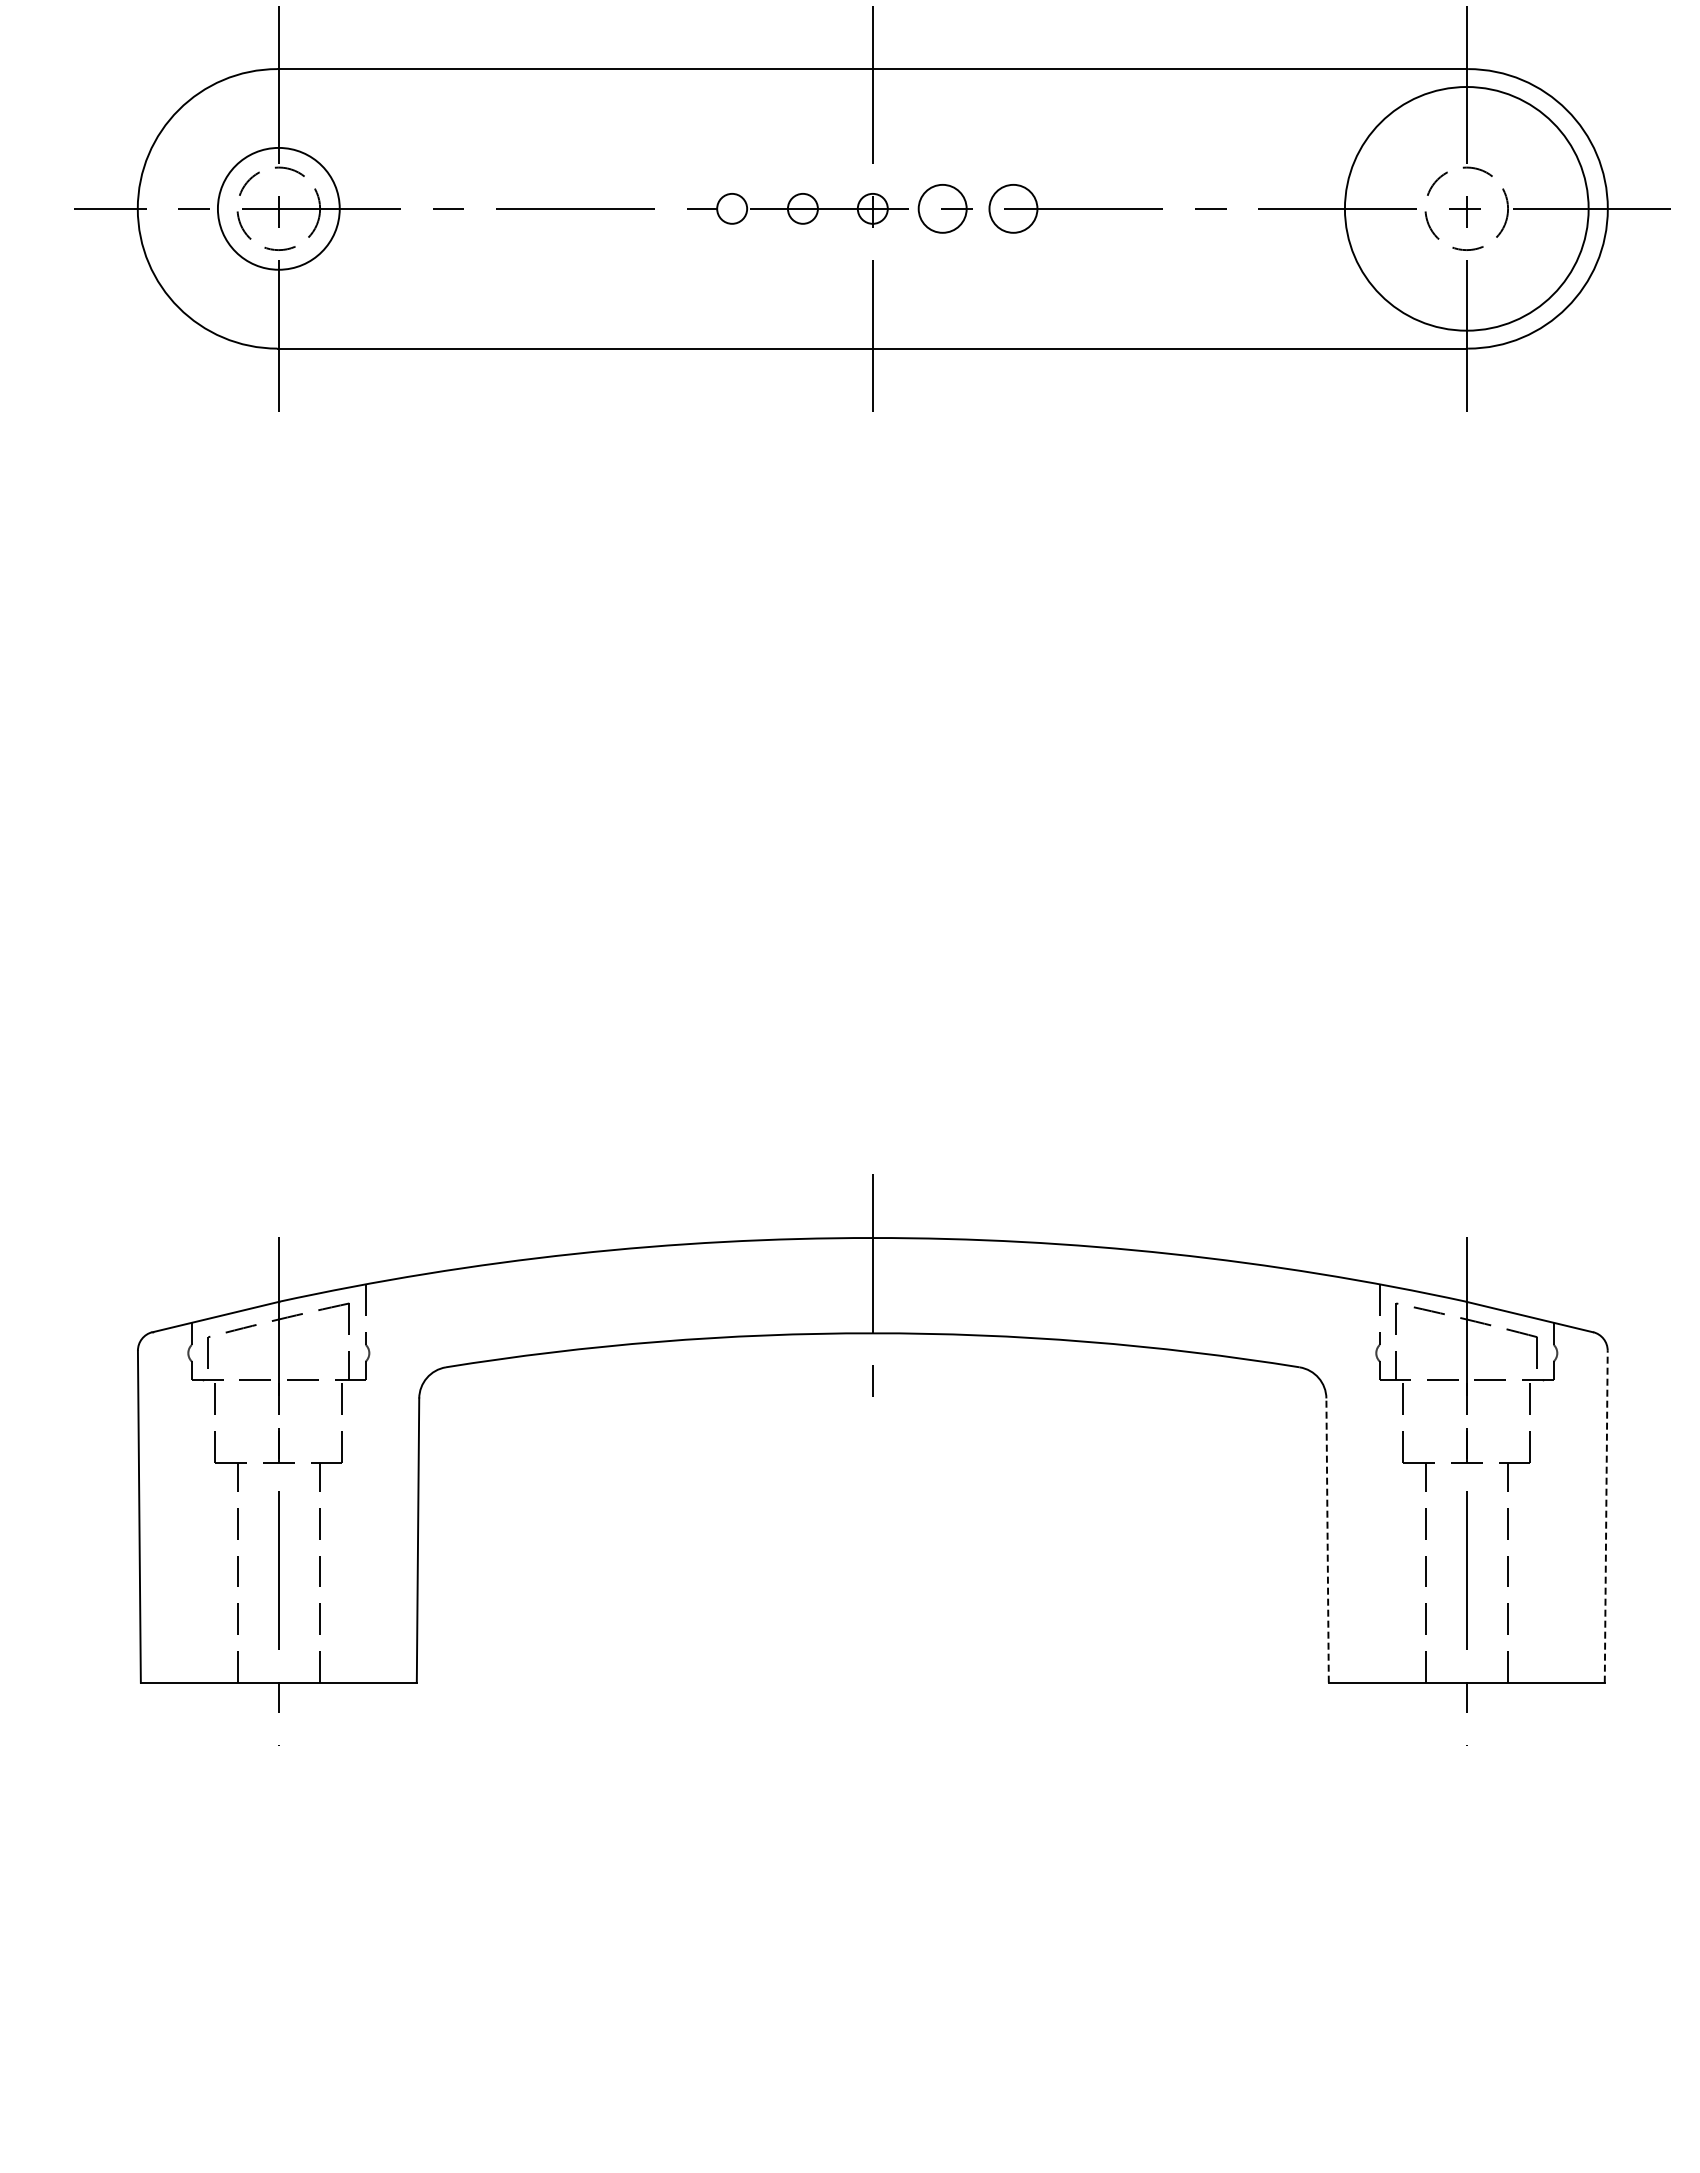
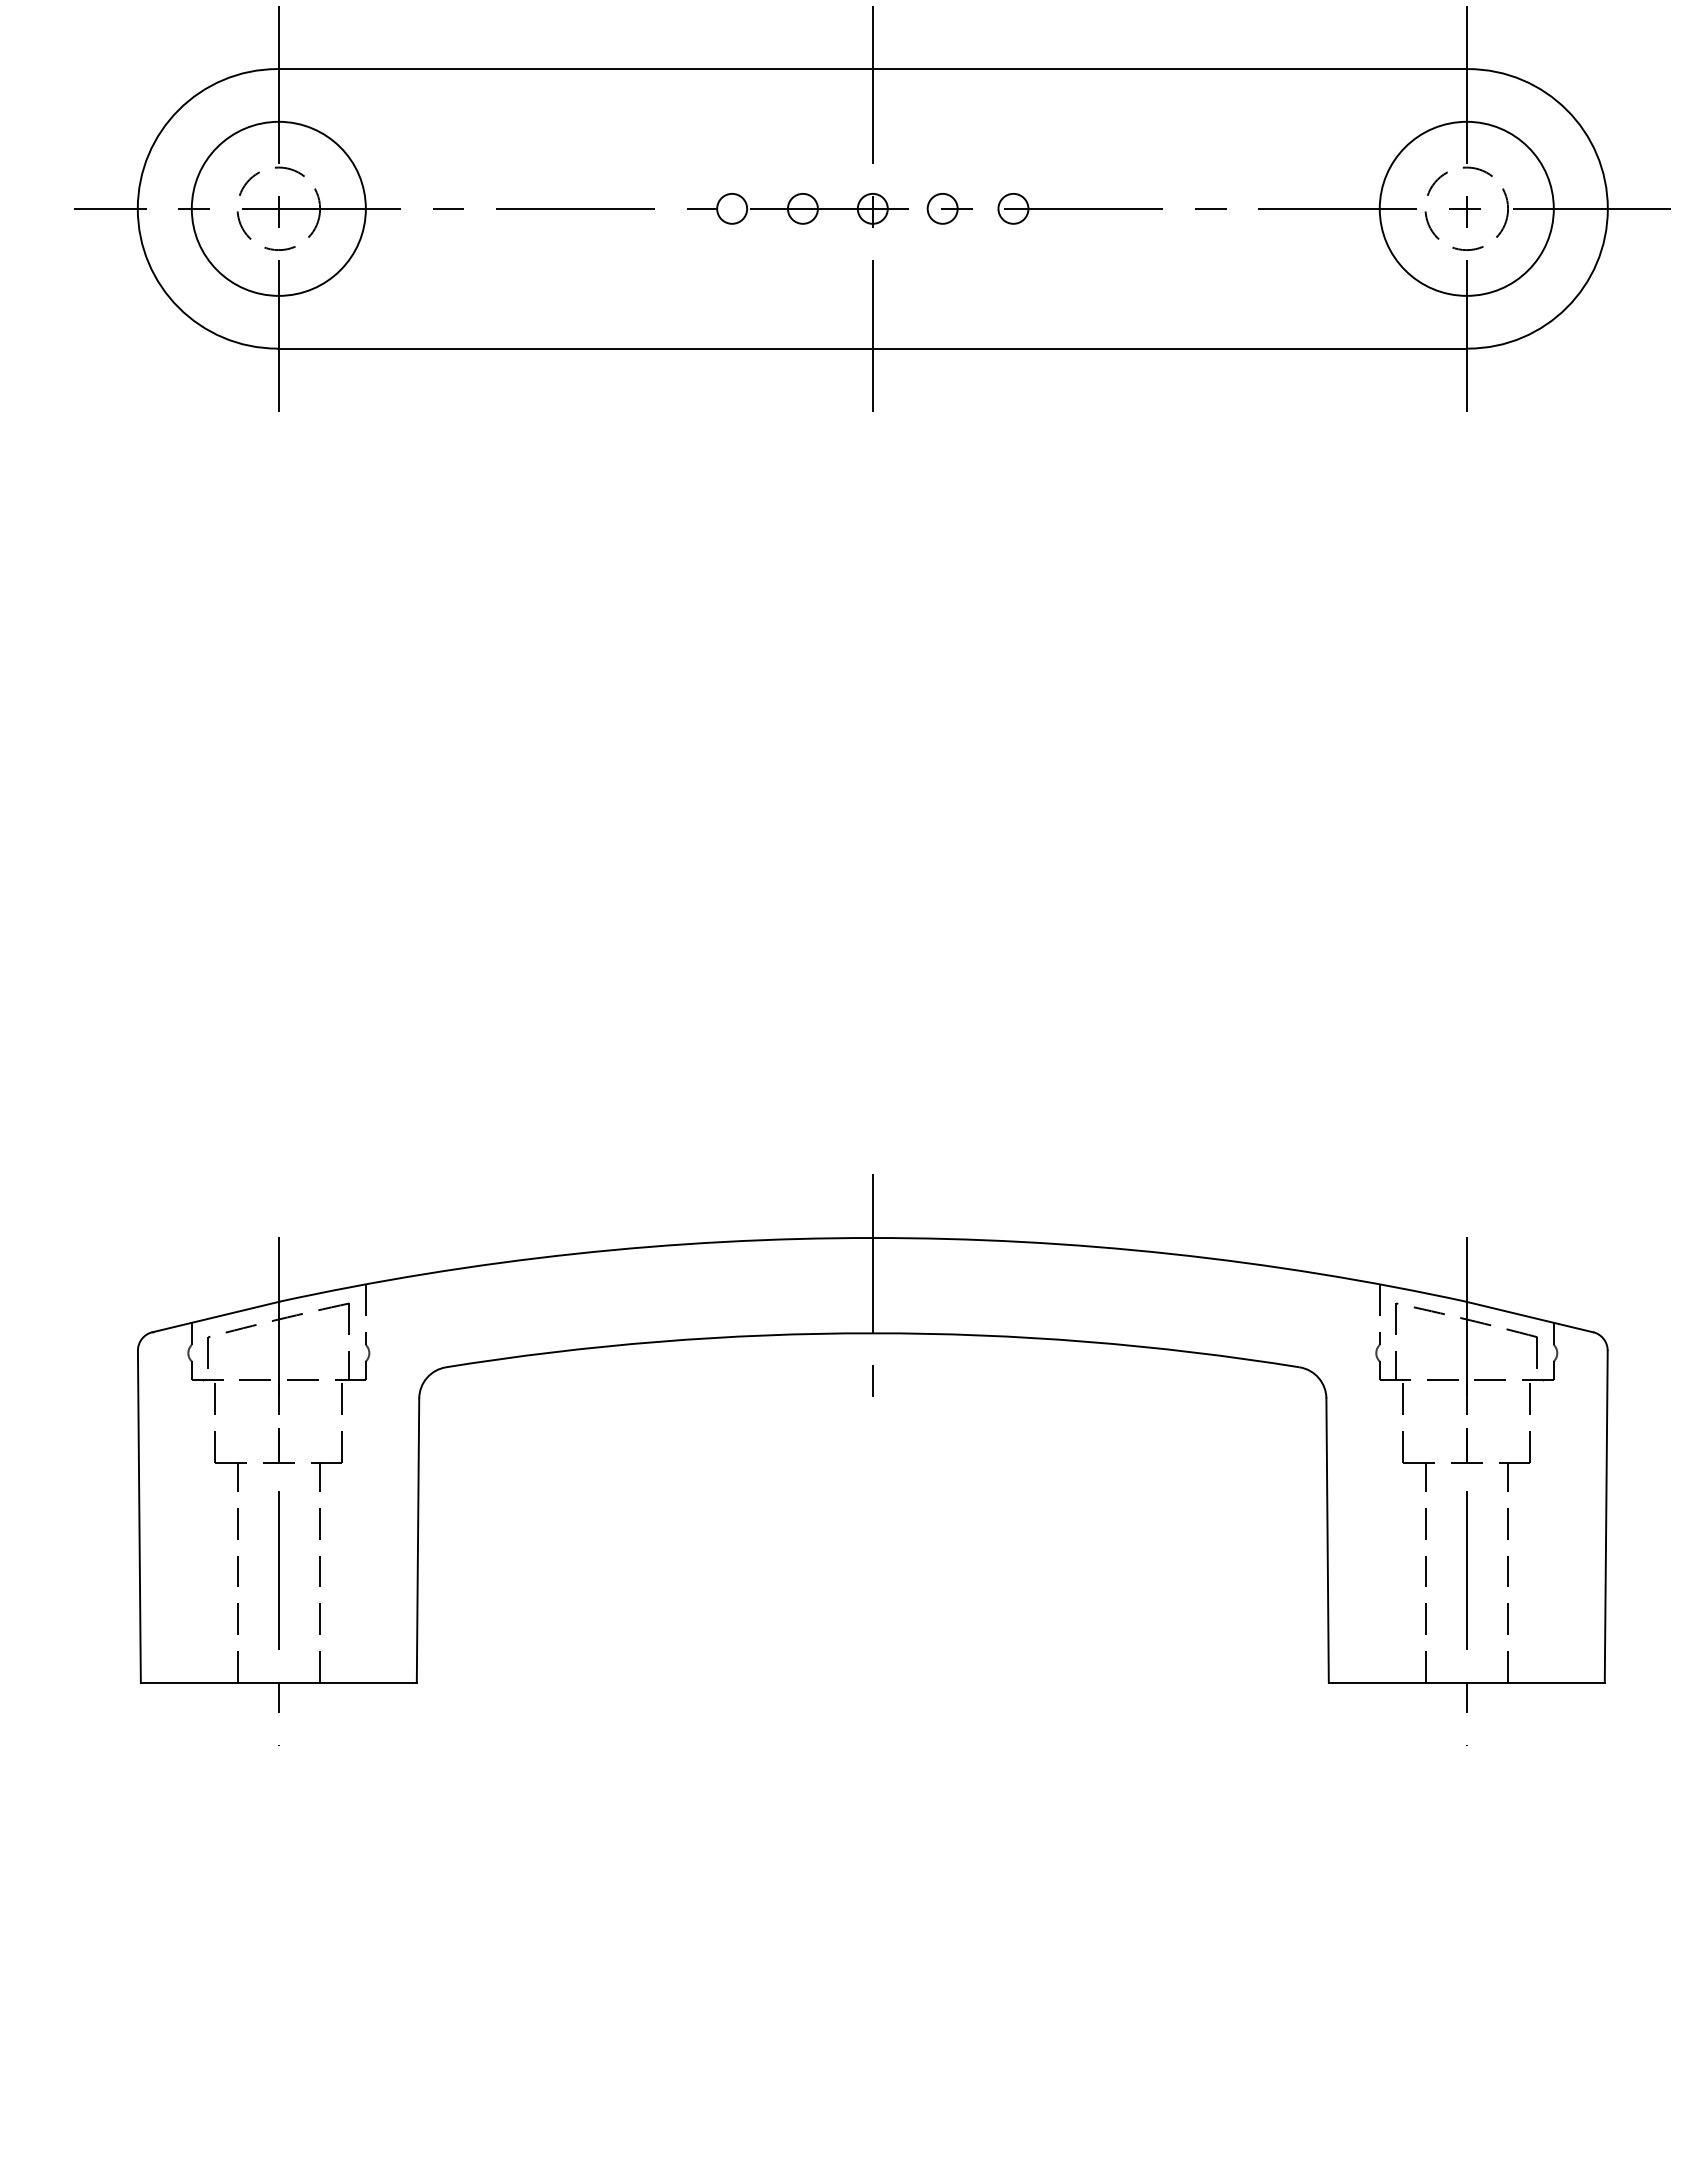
circle diameter: 122 px -> 174 px (278, 208)
circle diameter: 48 px -> 30 px (942, 208)
circle diameter: 48 px -> 30 px (1013, 208)
circle diameter: 244 px -> 174 px (1466, 208)
line: dashed -> solid (1606, 1516)
line: dashed -> solid (1327, 1540)
